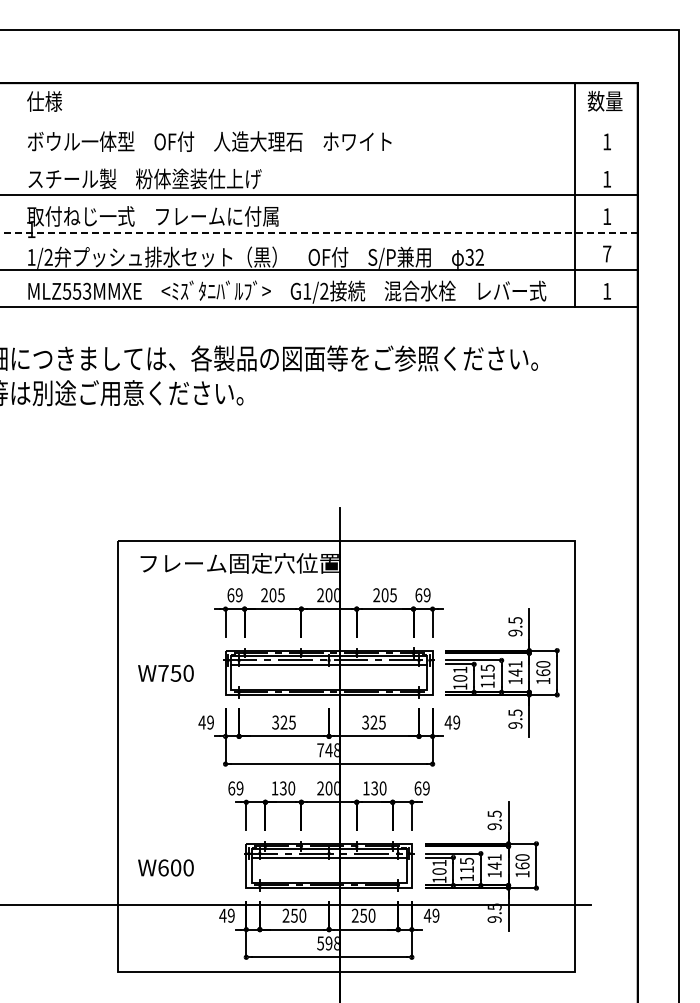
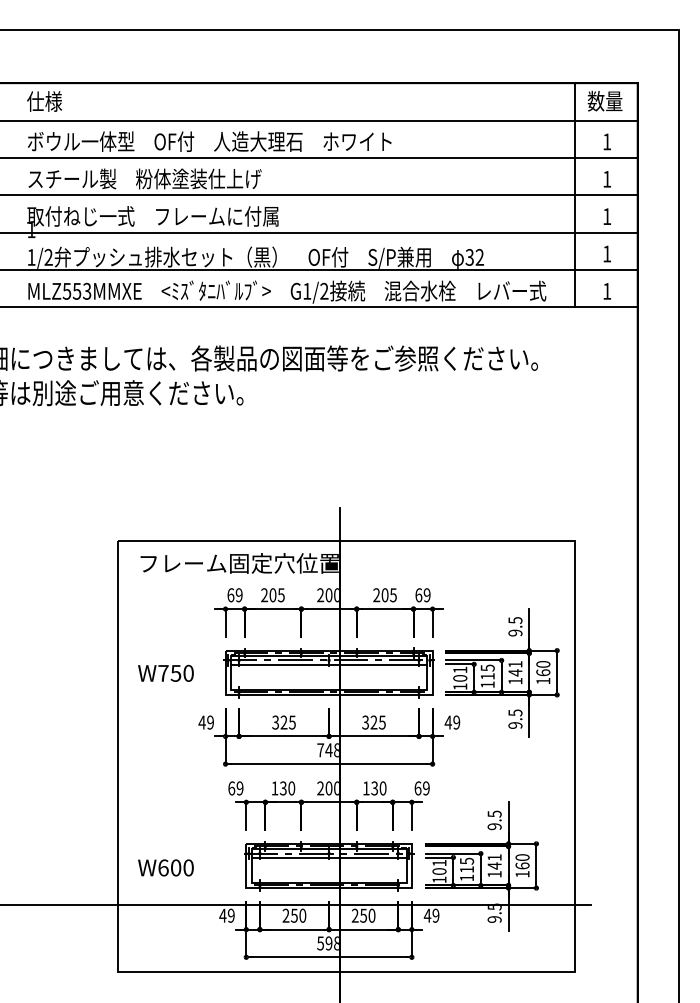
line: none -> present (319, 120)
line: none -> present (319, 157)
line: dashed -> solid (318, 232)
text: 7 -> 1 (607, 253)
